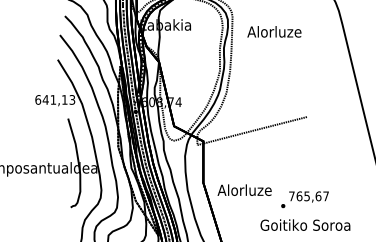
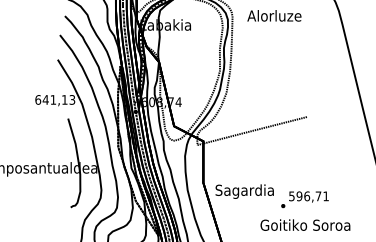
text position: (274, 31) -> (274, 15) (274, 15)
text: Alorluze -> Sagardia (244, 191)
text: 765,67 -> 596,71 (308, 196)
